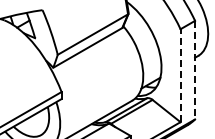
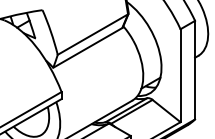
line: dashed -> solid (195, 70)
line: dashed -> solid (180, 75)
